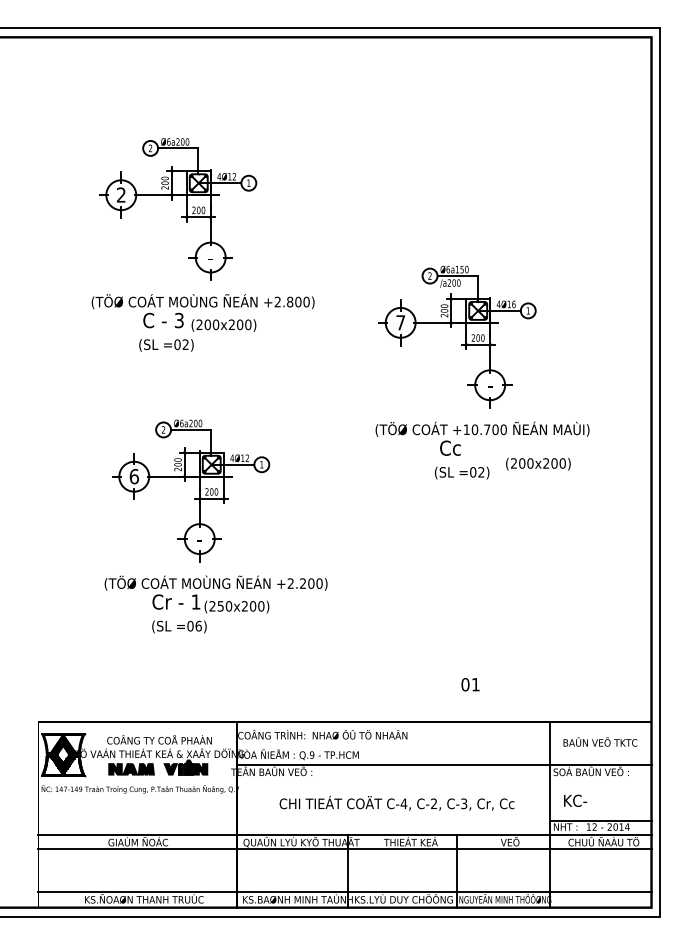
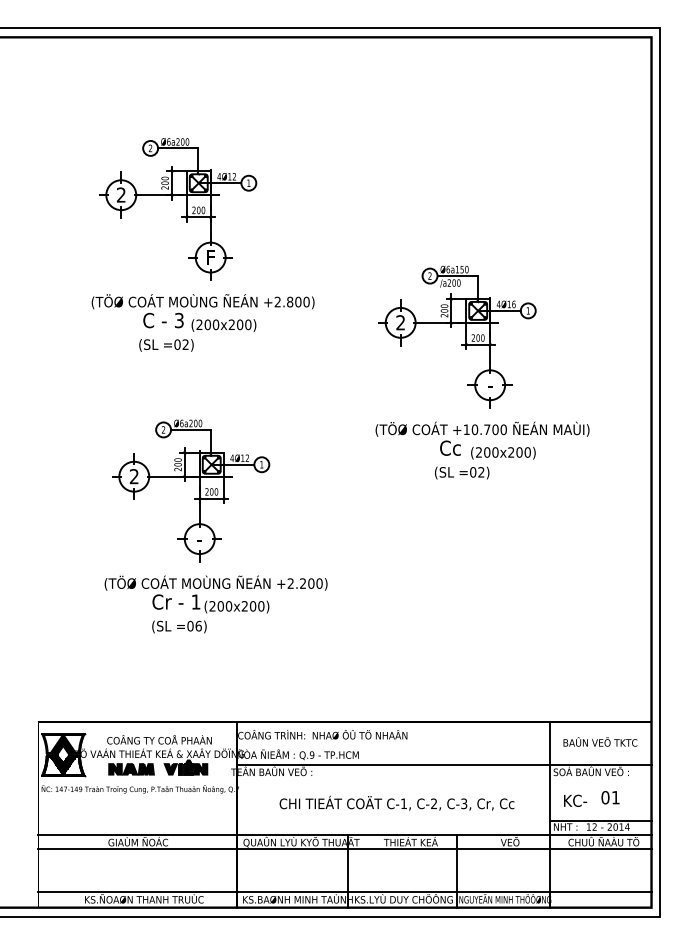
text: - -> F (210, 257)
text: 7 -> 2 (400, 322)
text position: (538, 463) -> (503, 452) (503, 452)
text: 6 -> 2 (133, 476)
text: (250x200) -> (200x200) (220, 606)
text position: (470, 684) -> (610, 797) (610, 797)
text: C-4, -> C-1, (403, 803)
